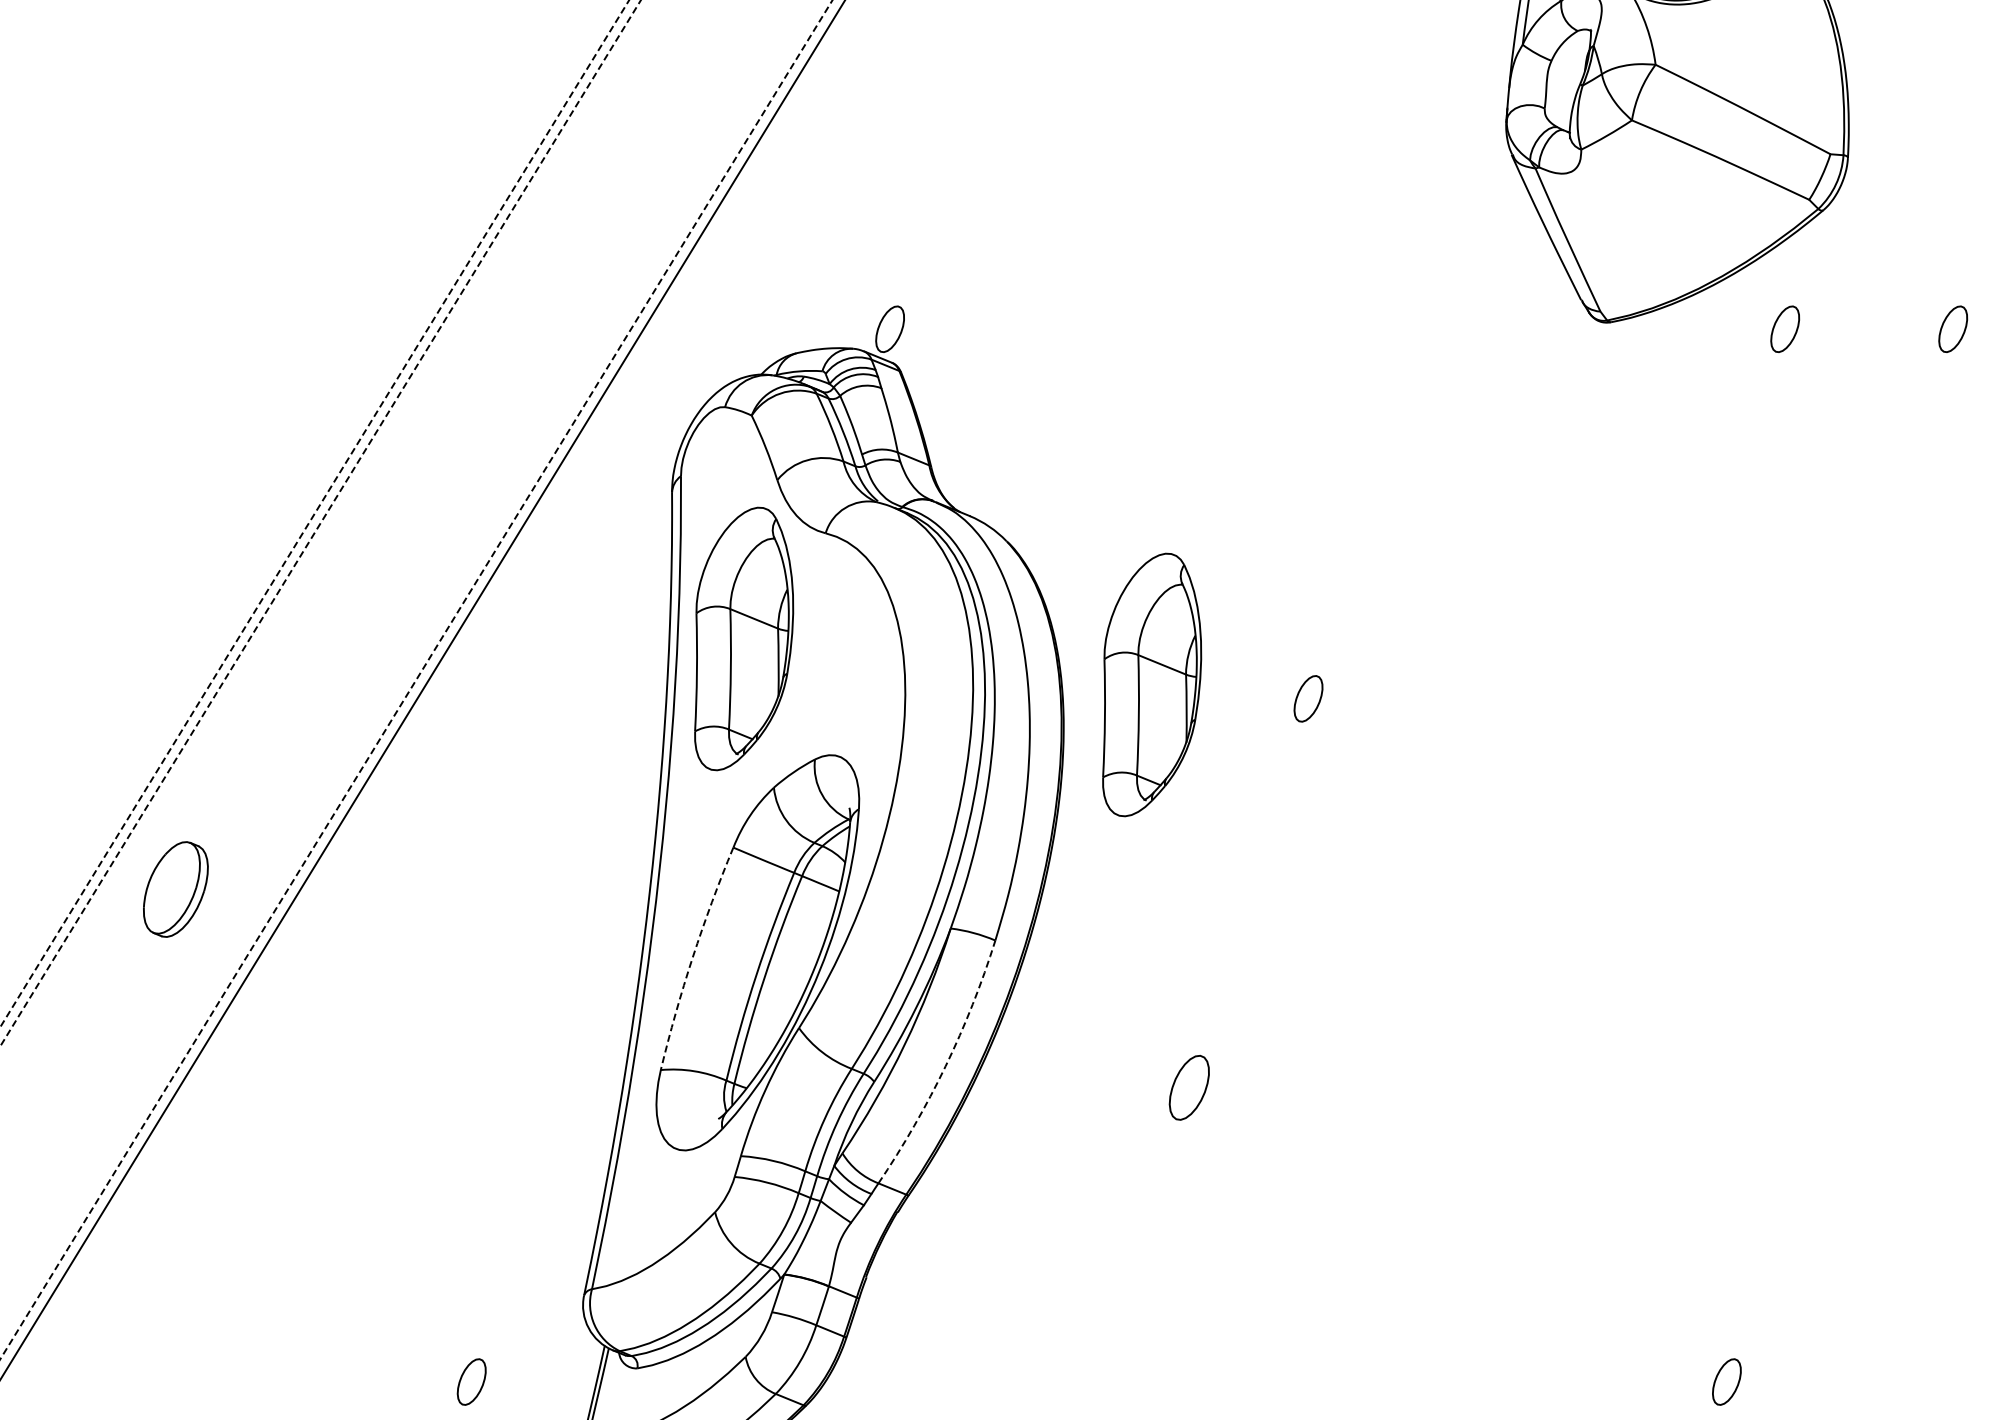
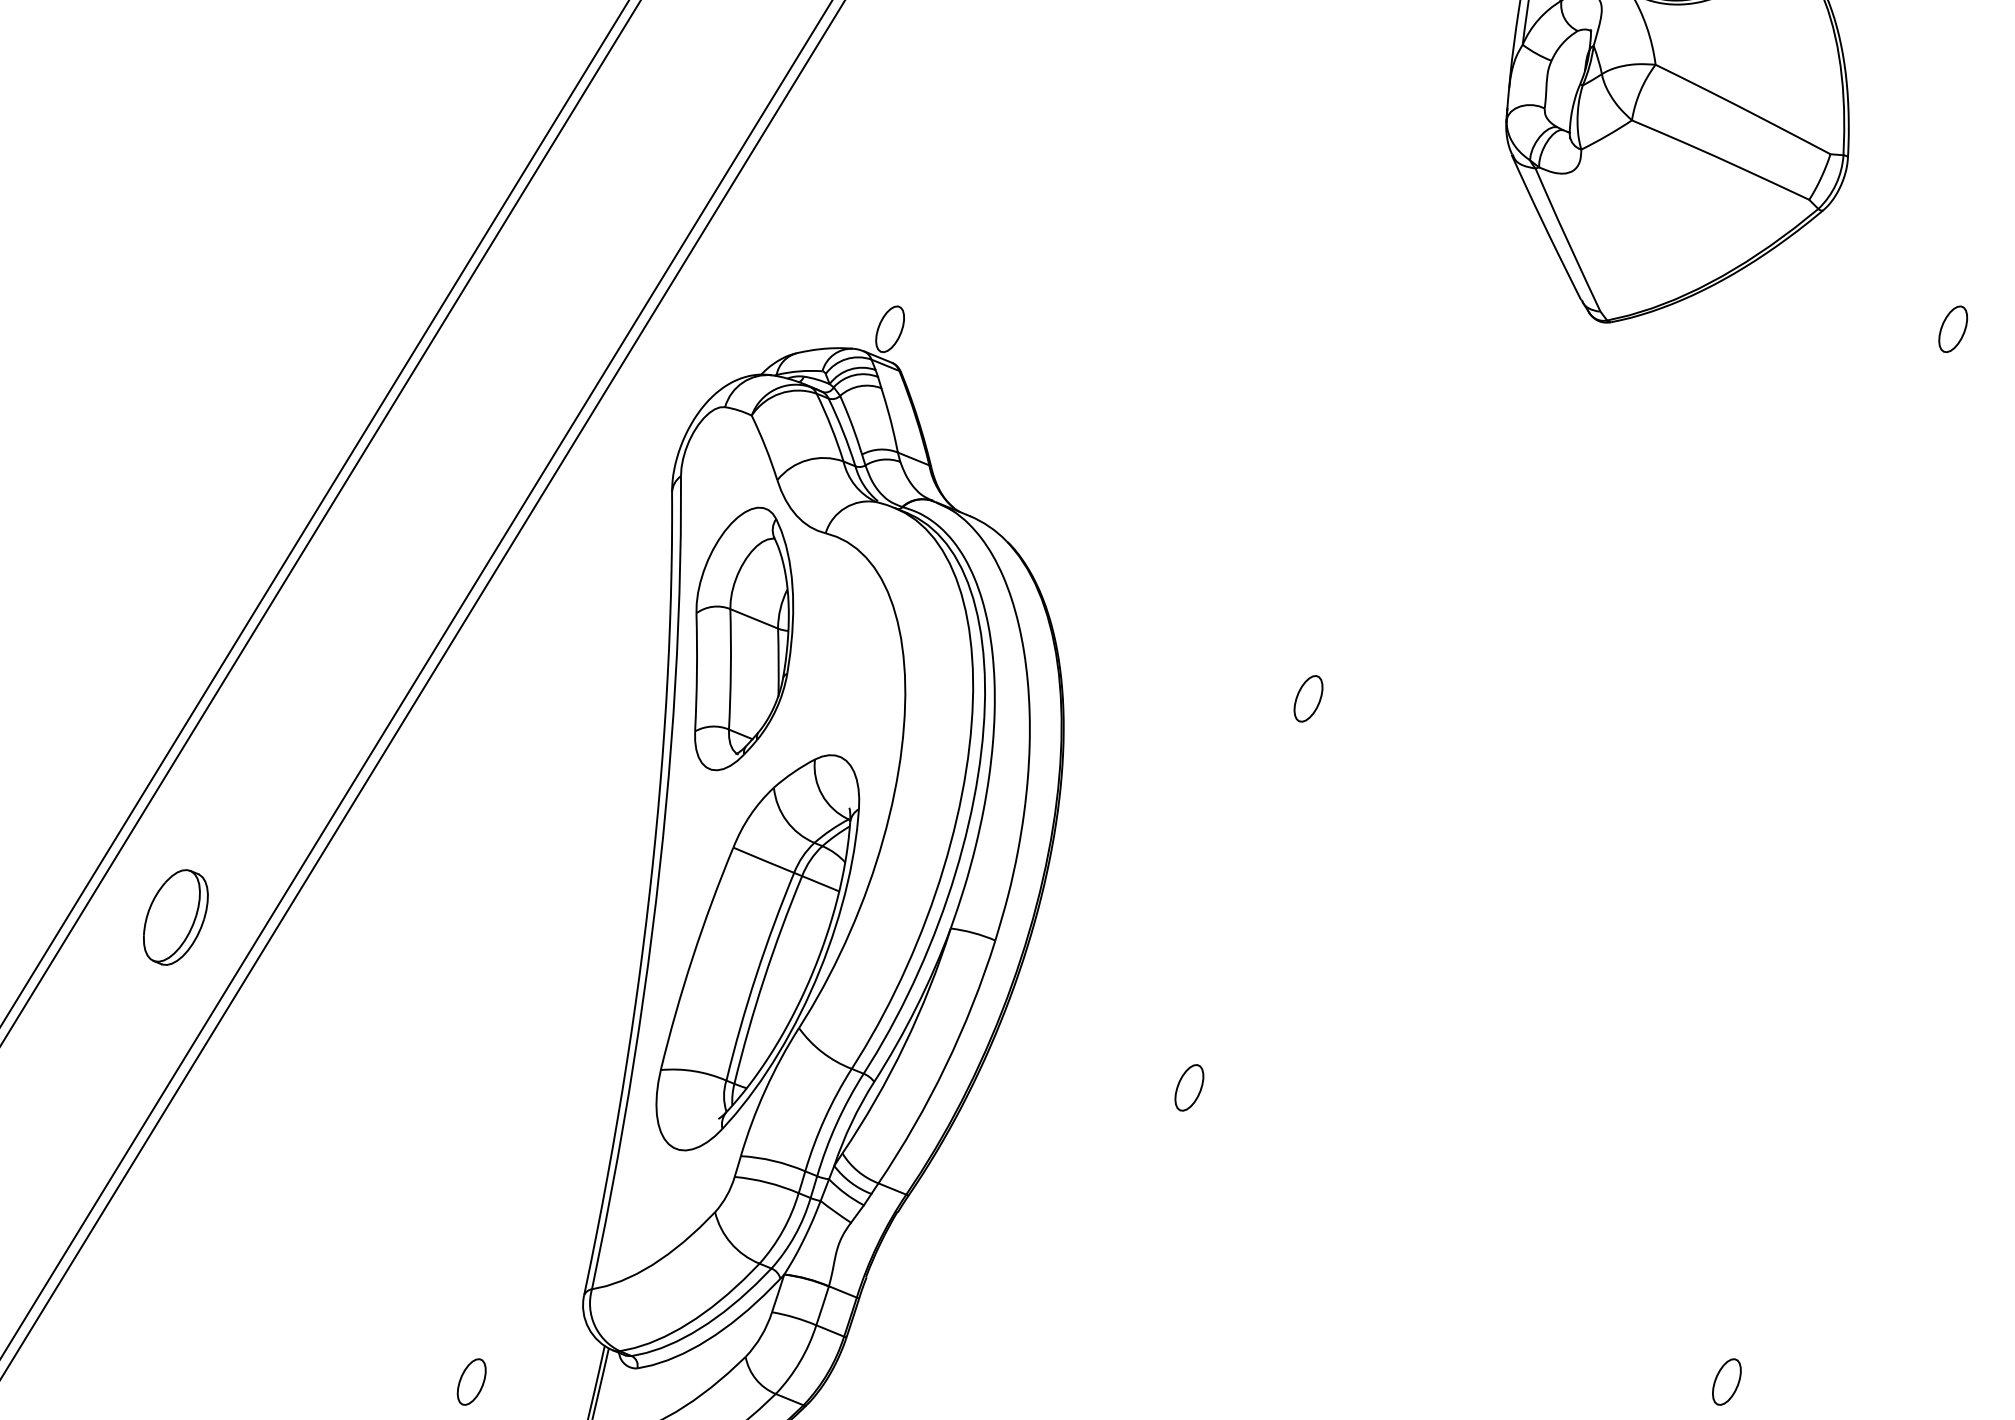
part: present -> none (1785, 328)
line: dashed -> solid (314, 513)
line: dashed -> solid (320, 524)
line: dashed -> solid (415, 680)
part: present -> none (1152, 684)
part position: (175, 889) -> (175, 917) (175, 917)
arc: dashed -> solid (692, 957)
arc: dashed -> solid (945, 1066)
part size: 42x67 px -> 31x48 px (1189, 1087)
